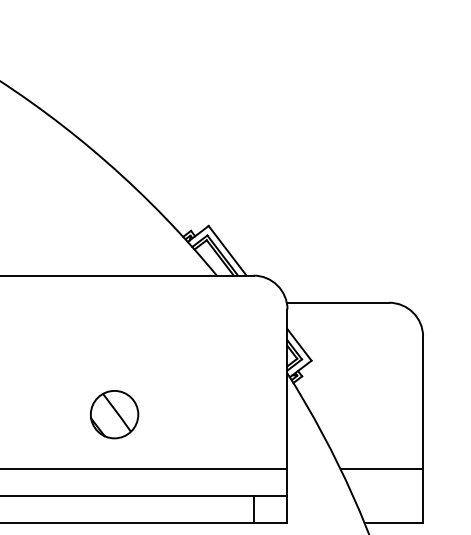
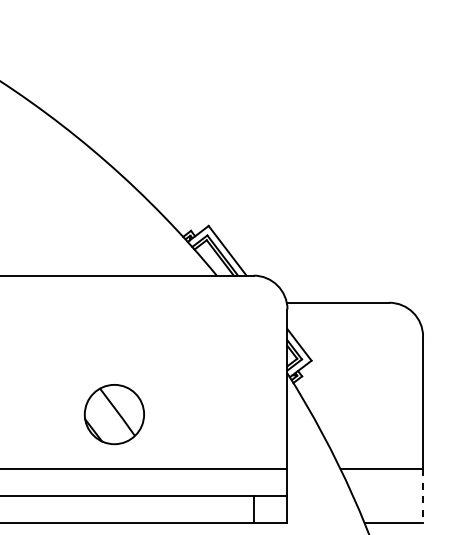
part size: 50x50 px -> 62x62 px (113, 414)
line: solid -> dashed (423, 496)
